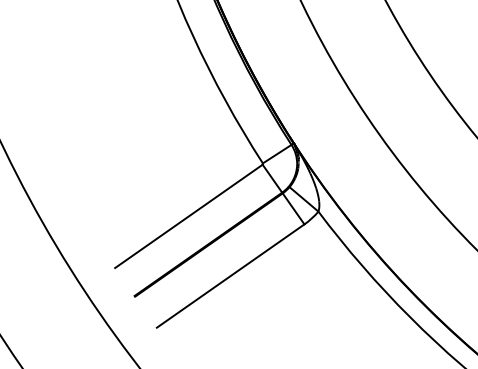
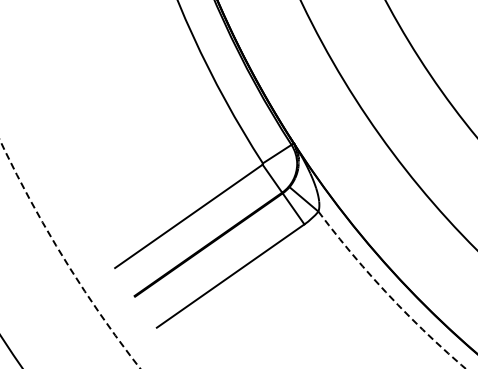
arc: solid -> dashed (63, 257)
arc: solid -> dashed (387, 294)
